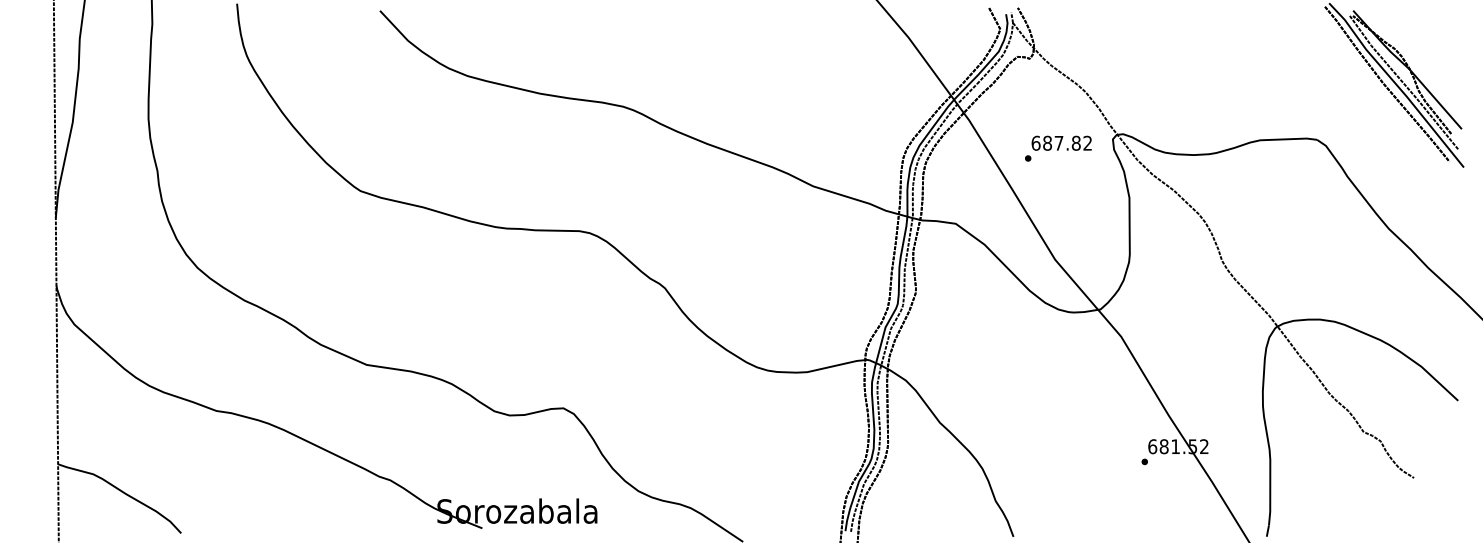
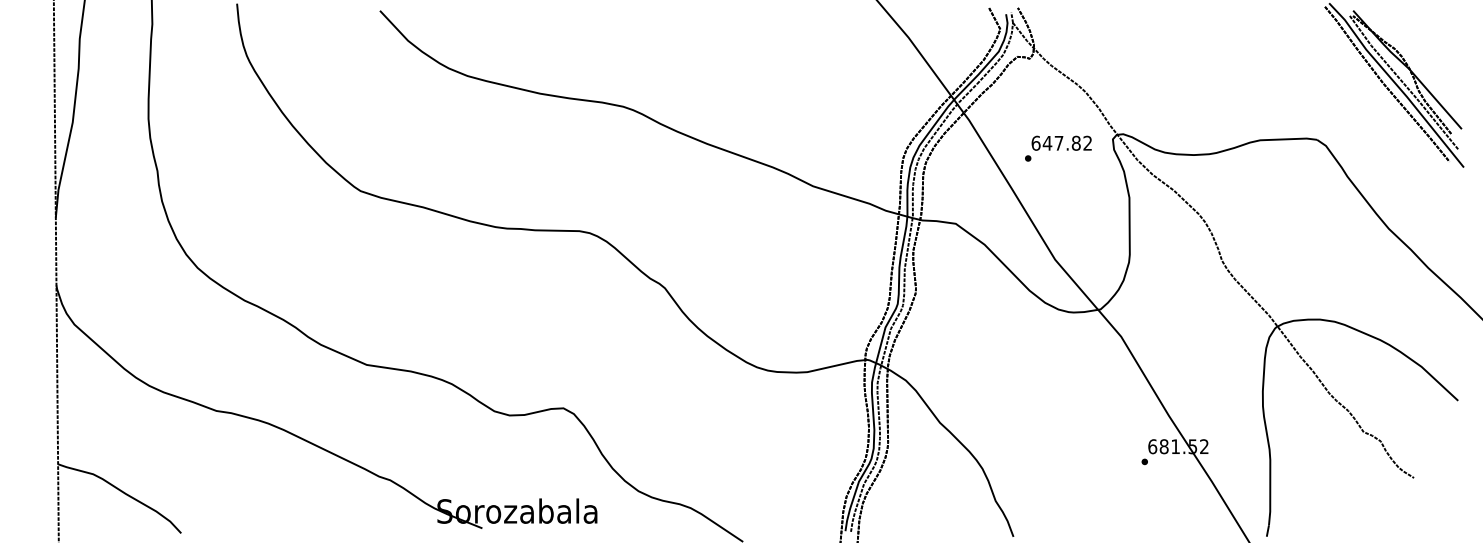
text: 687.82 -> 647.82 (1047, 142)
